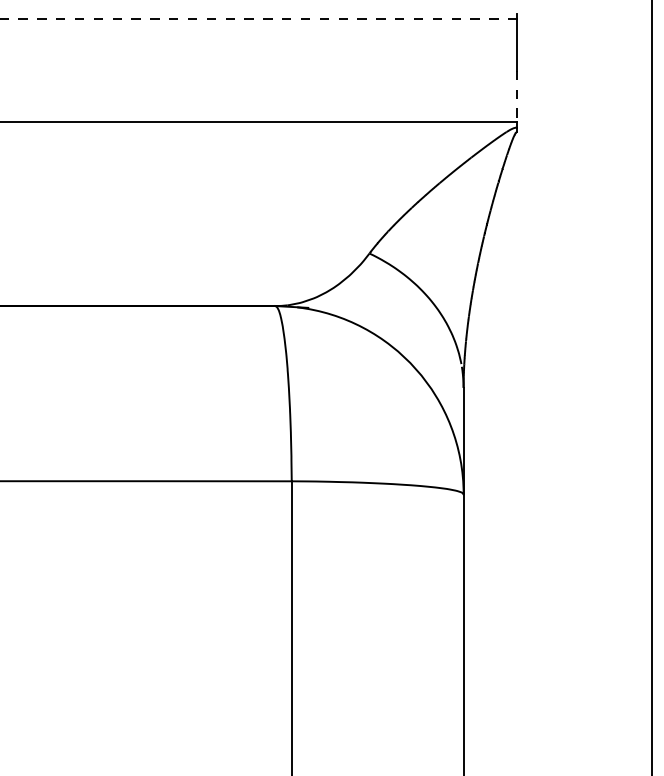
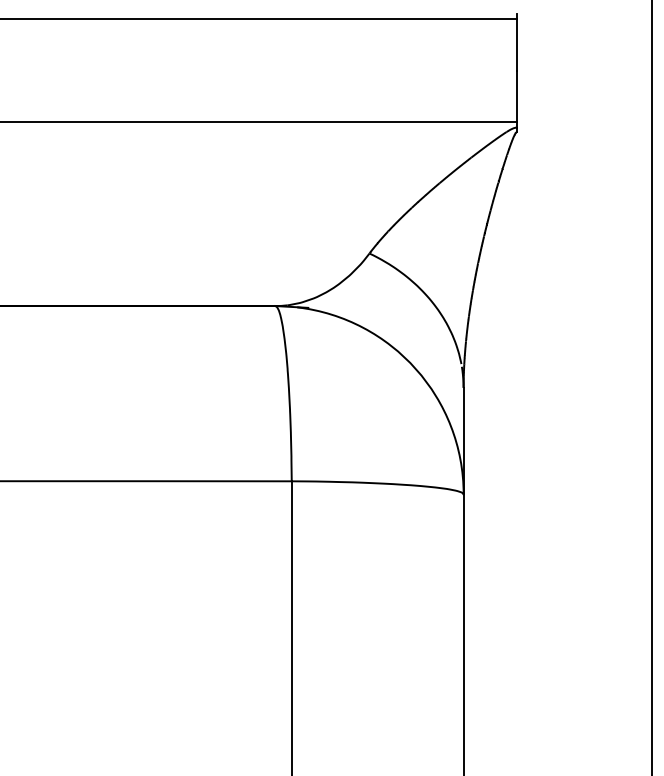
line: dashed -> solid (258, 18)
line: dashed -> solid (517, 96)
